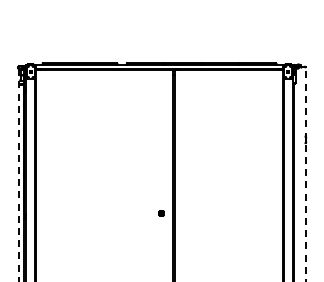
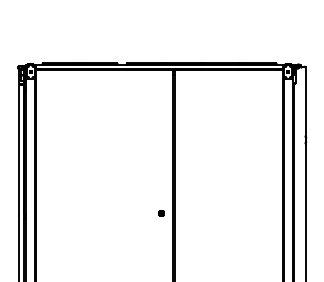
line: dashed -> solid (18, 173)
line: dashed -> solid (305, 174)
